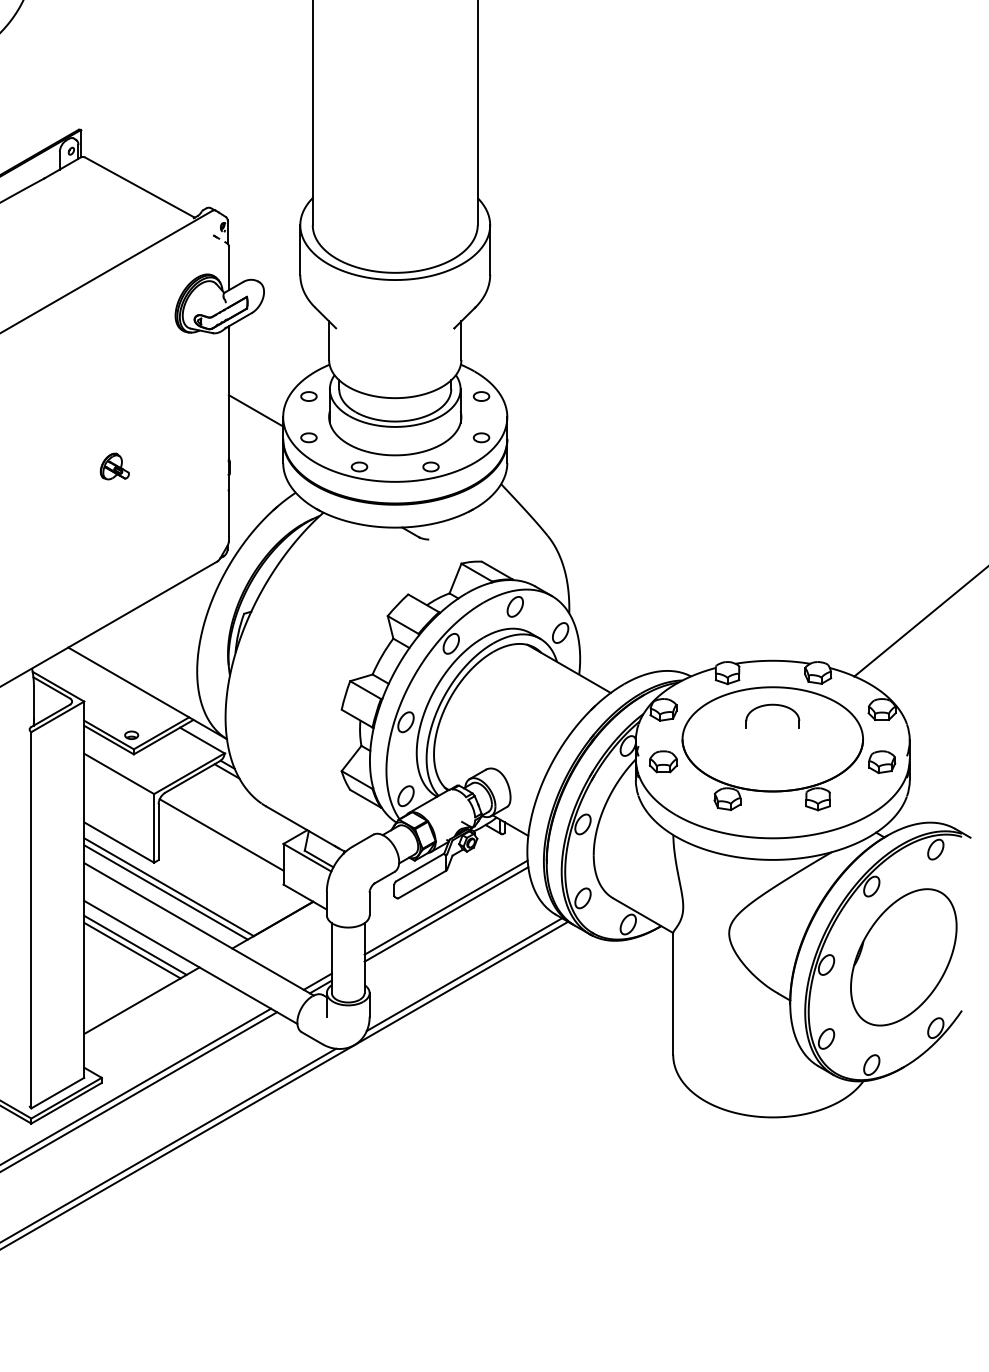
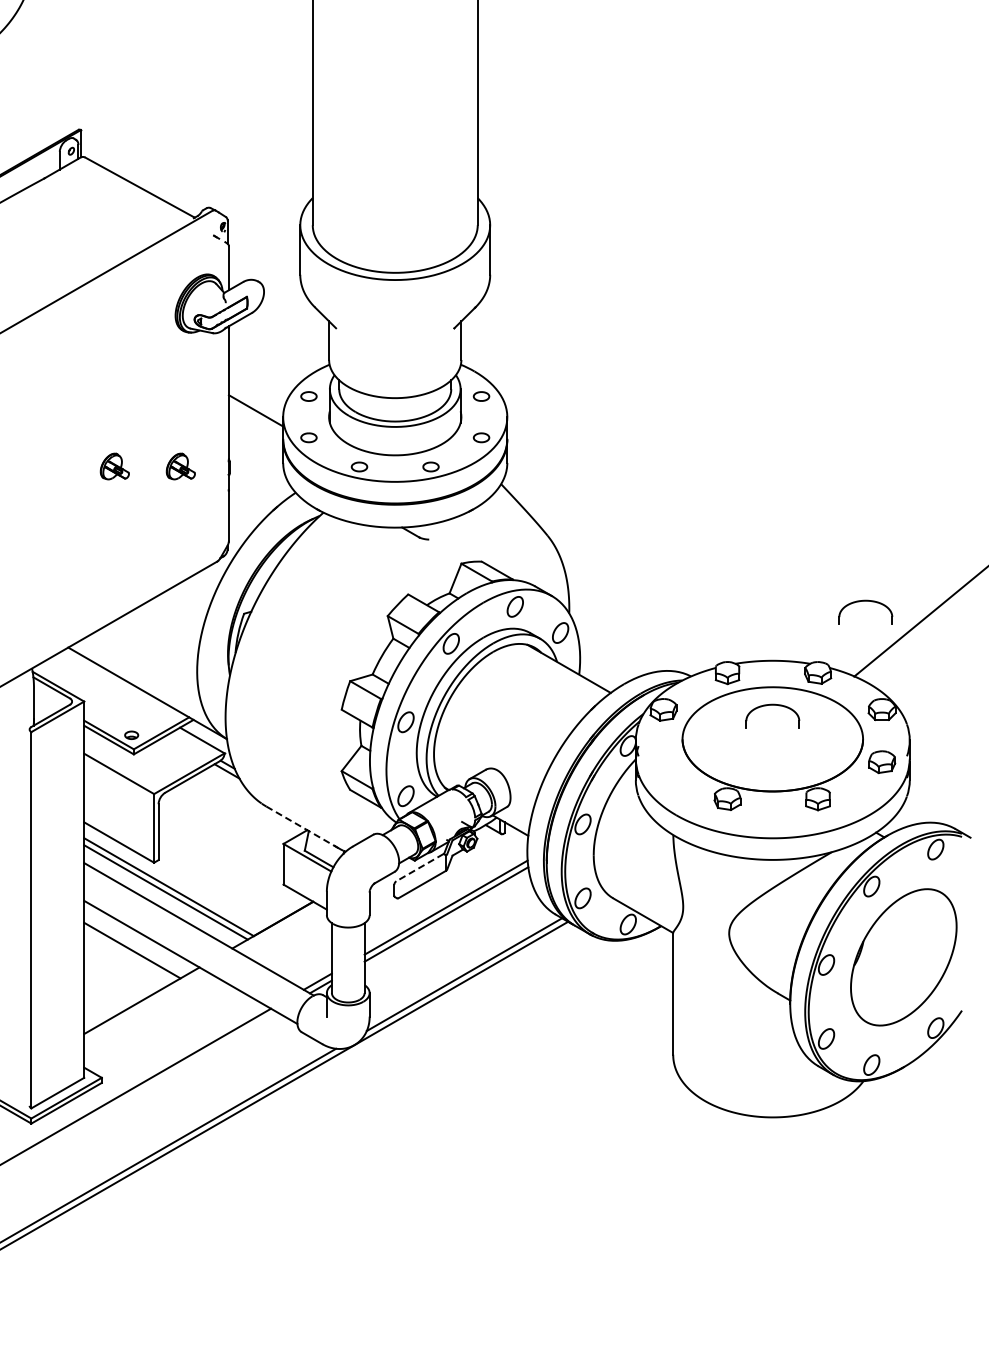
part: none -> present (180, 466)
part: none -> present (865, 601)
part: present -> none (663, 761)
line: solid -> dashed (302, 827)
line: present -> none (221, 834)
line: solid -> dashed (419, 867)
line: present -> none (135, 944)
line: present -> none (139, 1091)
